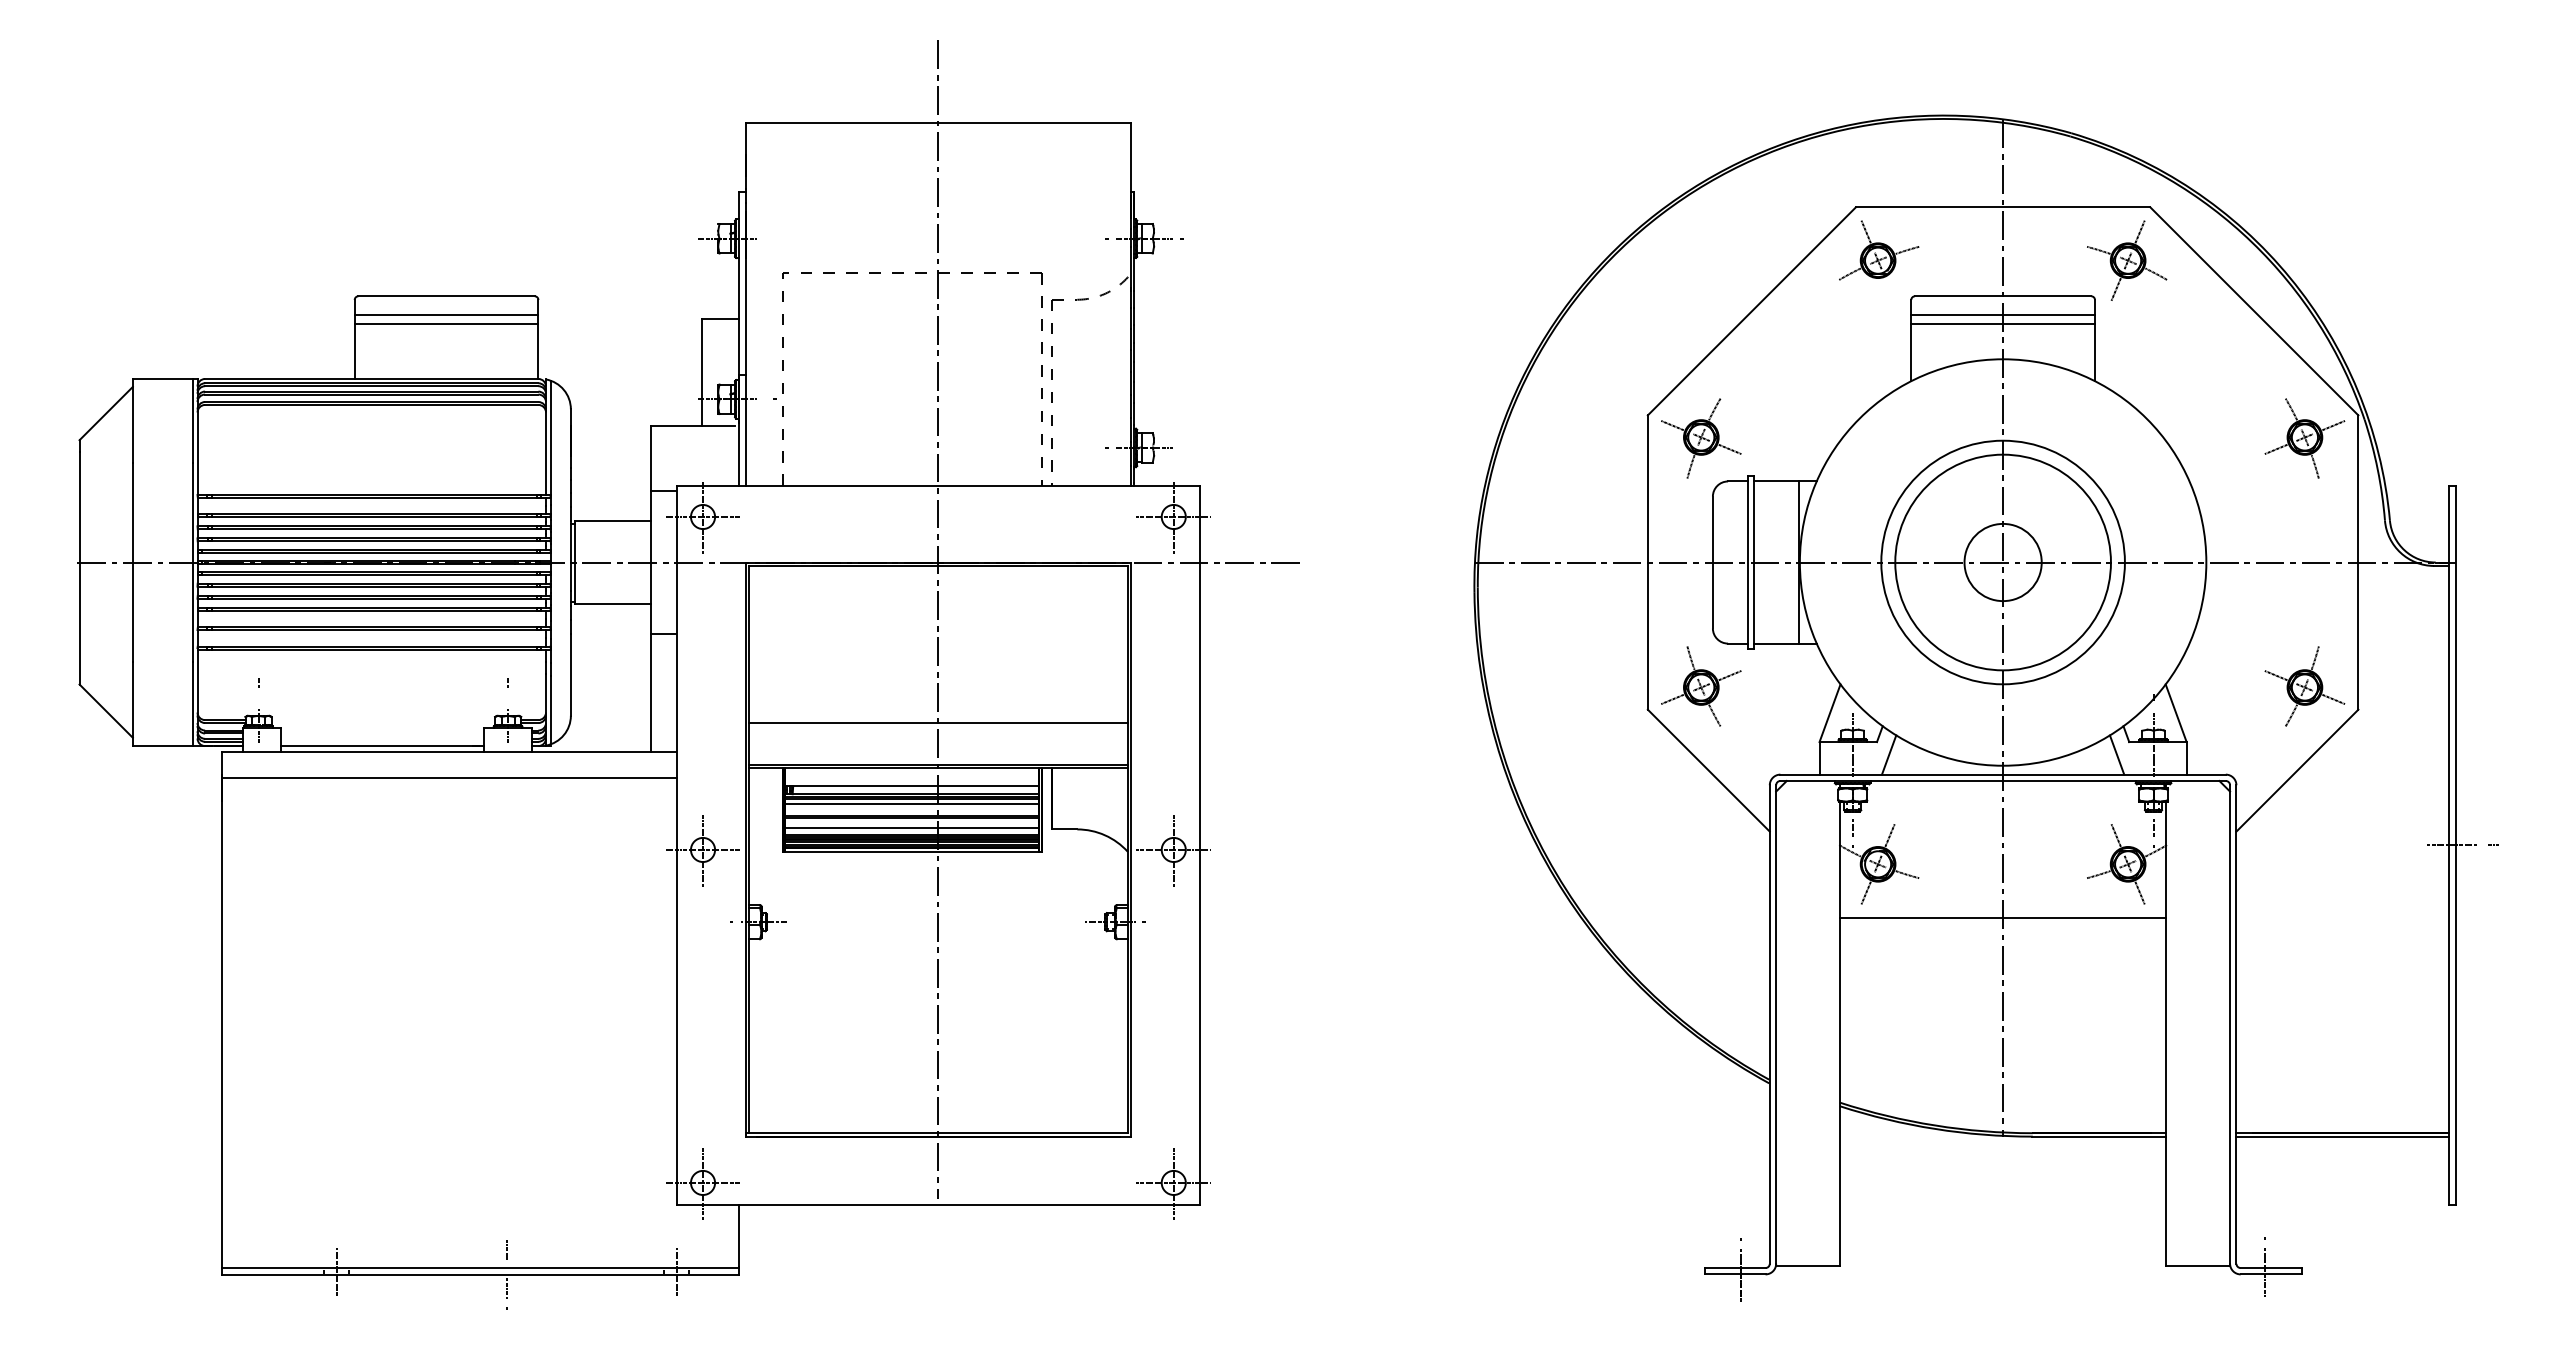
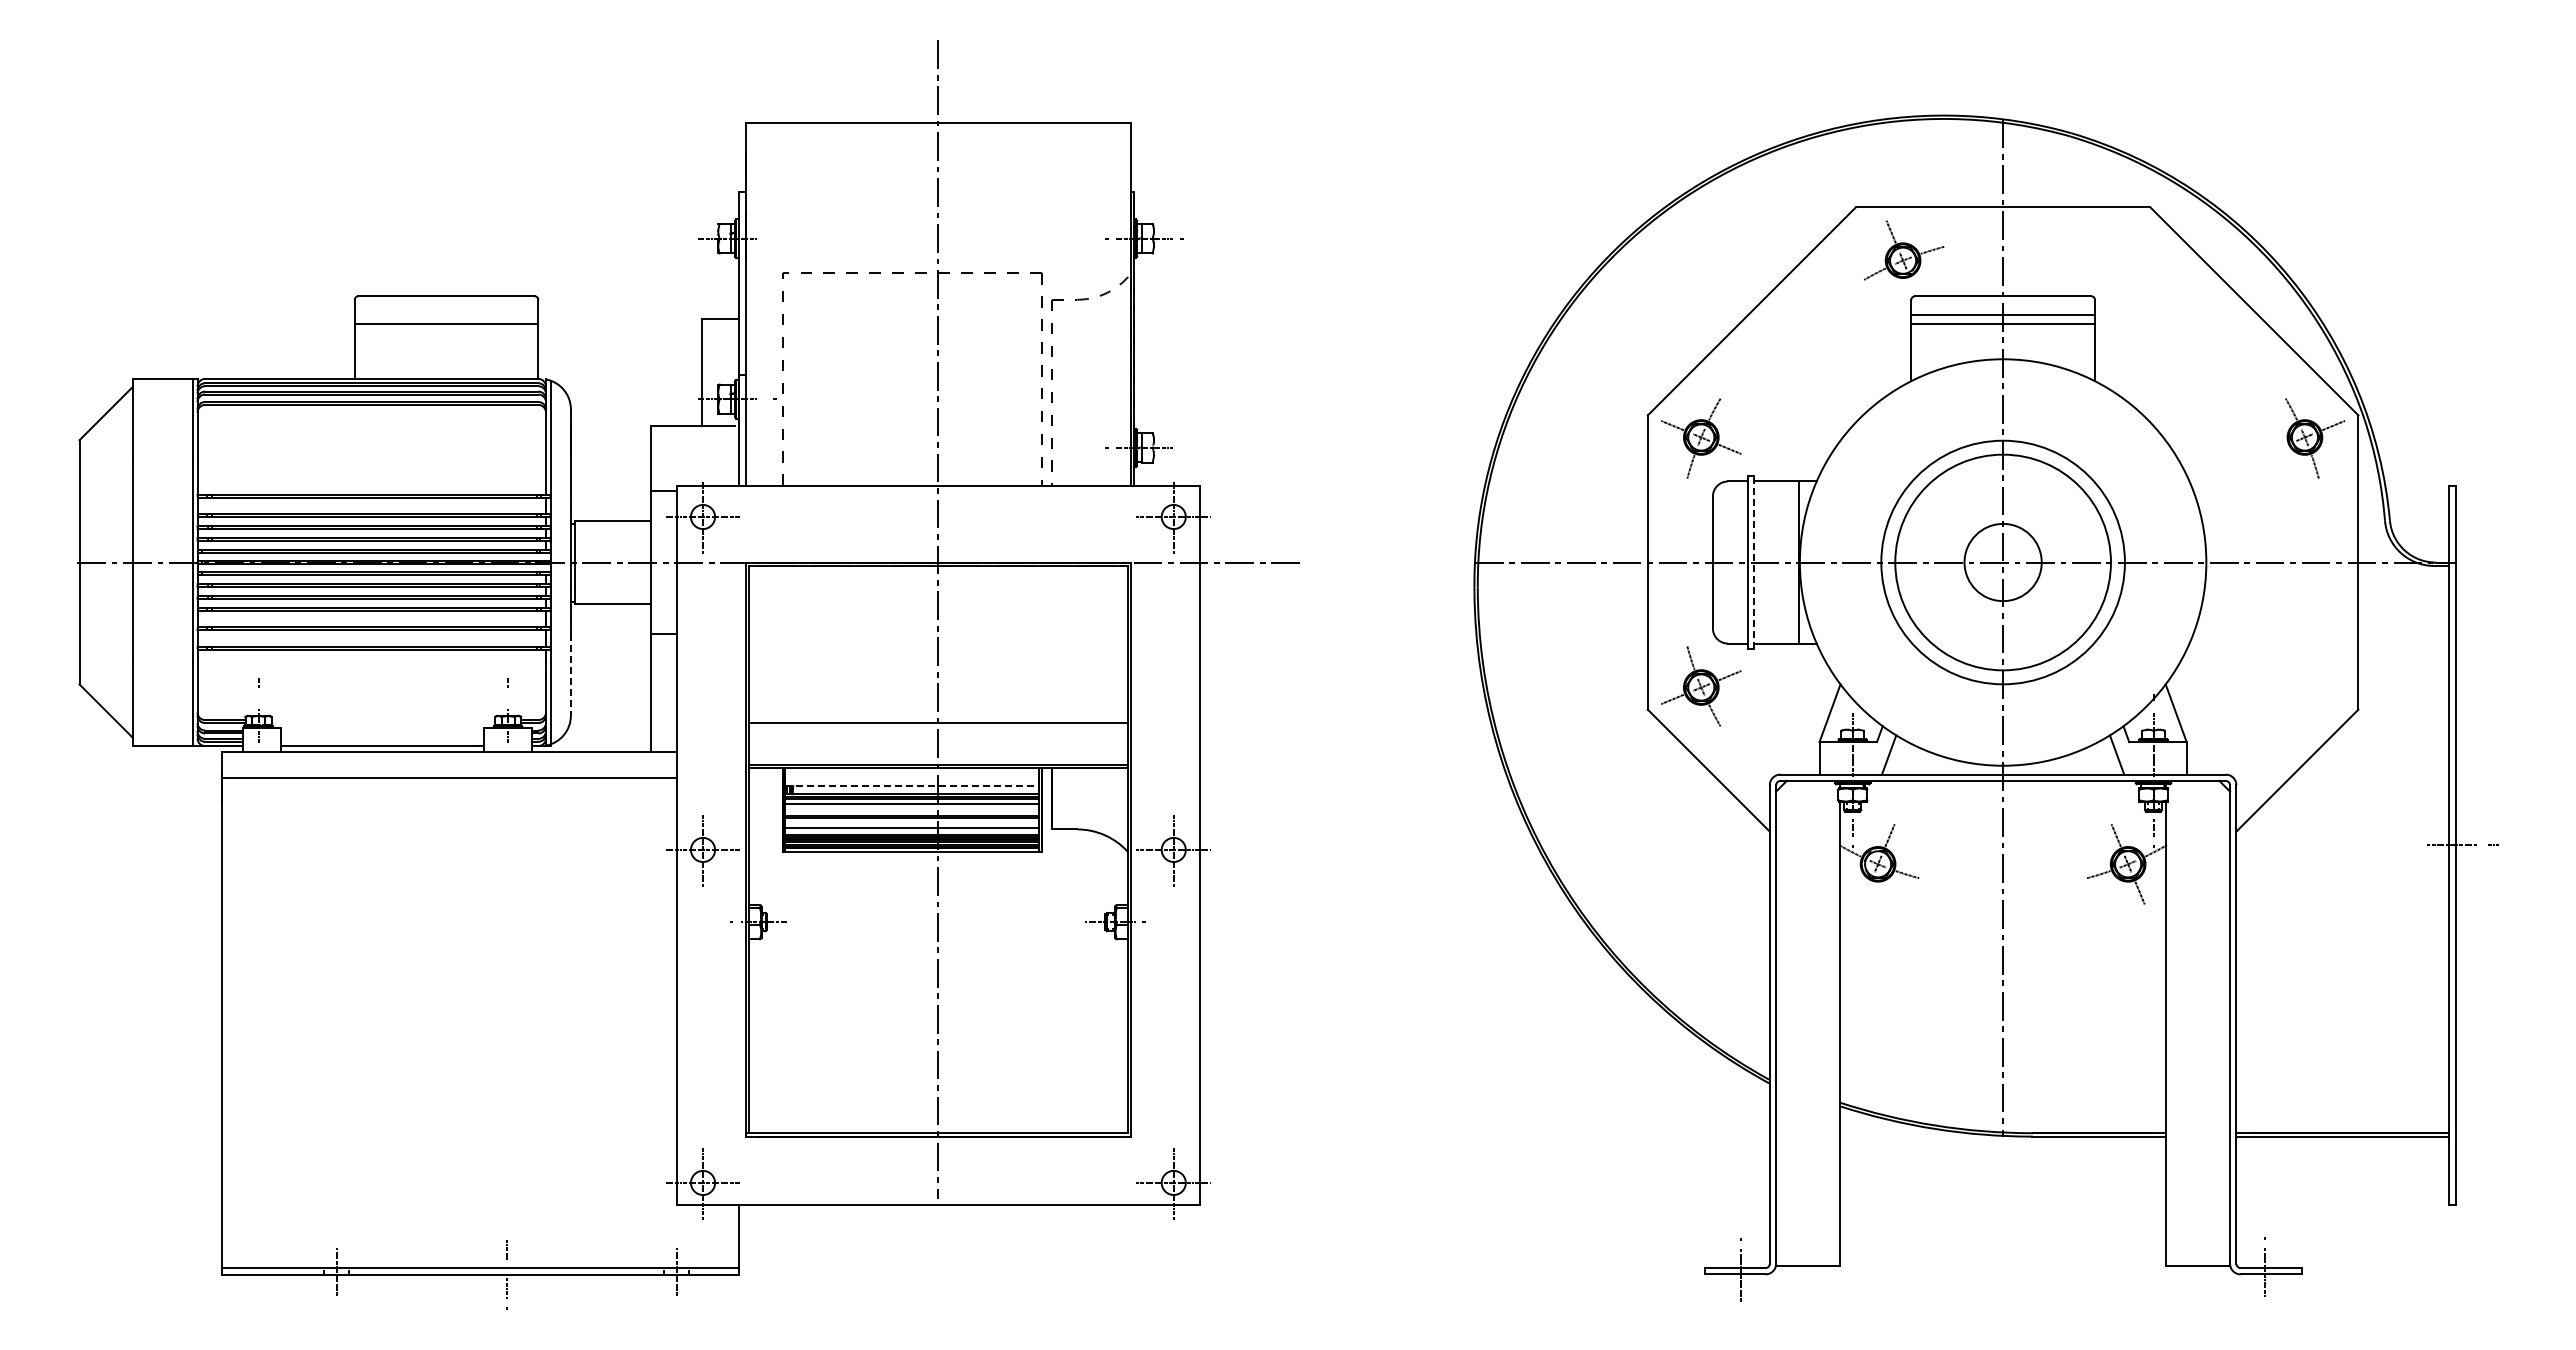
part position: (1879, 250) -> (1904, 250) (1904, 250)
part: present -> none (2127, 260)
line: present -> none (446, 314)
line: present -> none (2275, 449)
line: solid -> dashed (1753, 562)
line: solid -> dashed (570, 675)
part: present -> none (2304, 686)
line: solid -> dashed (912, 786)
line: present -> none (1865, 892)
line: present -> none (2002, 917)
